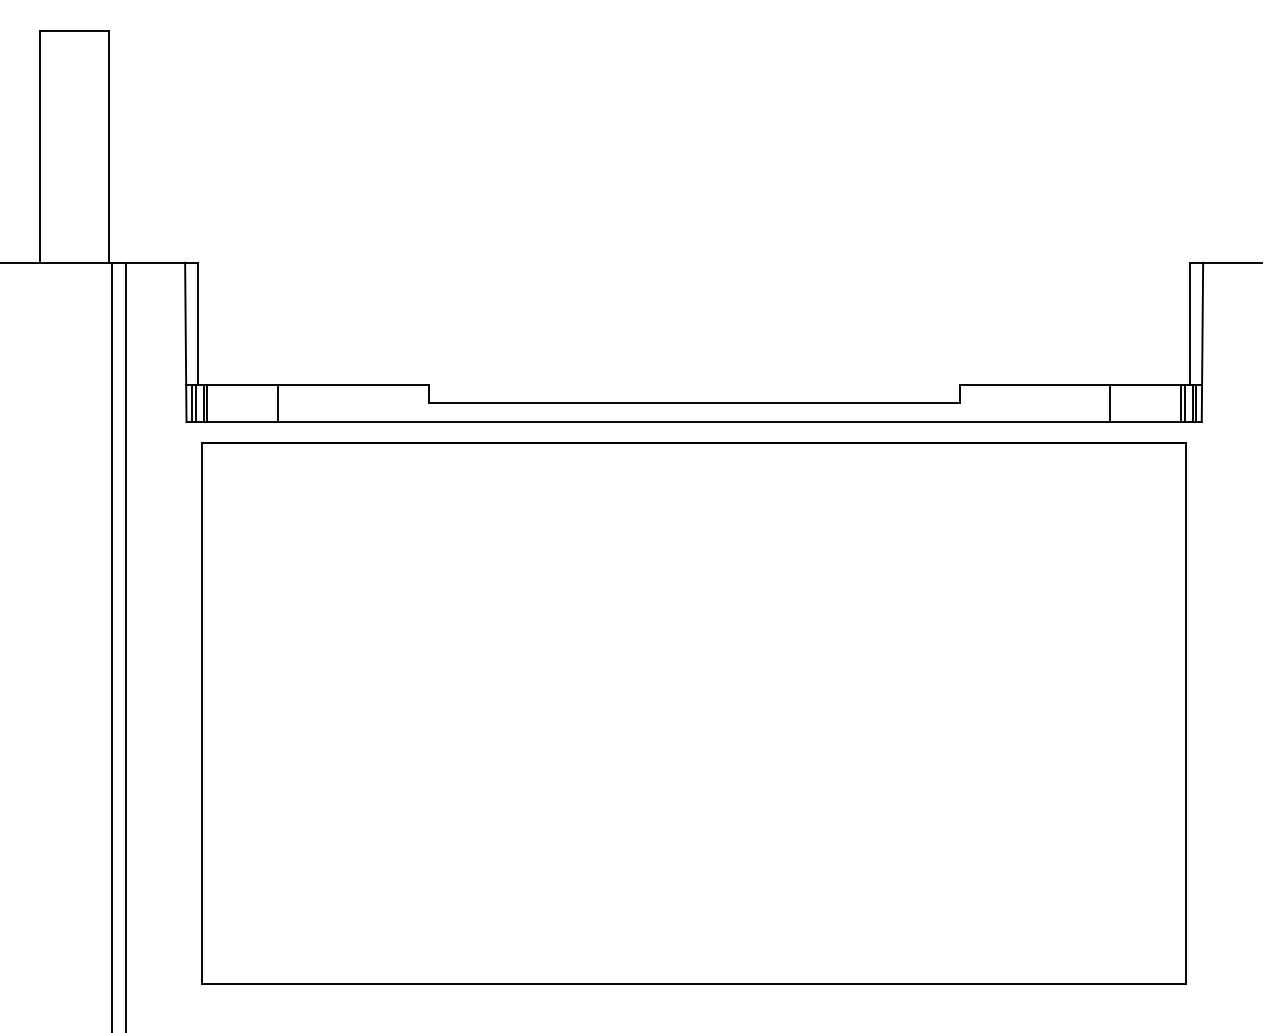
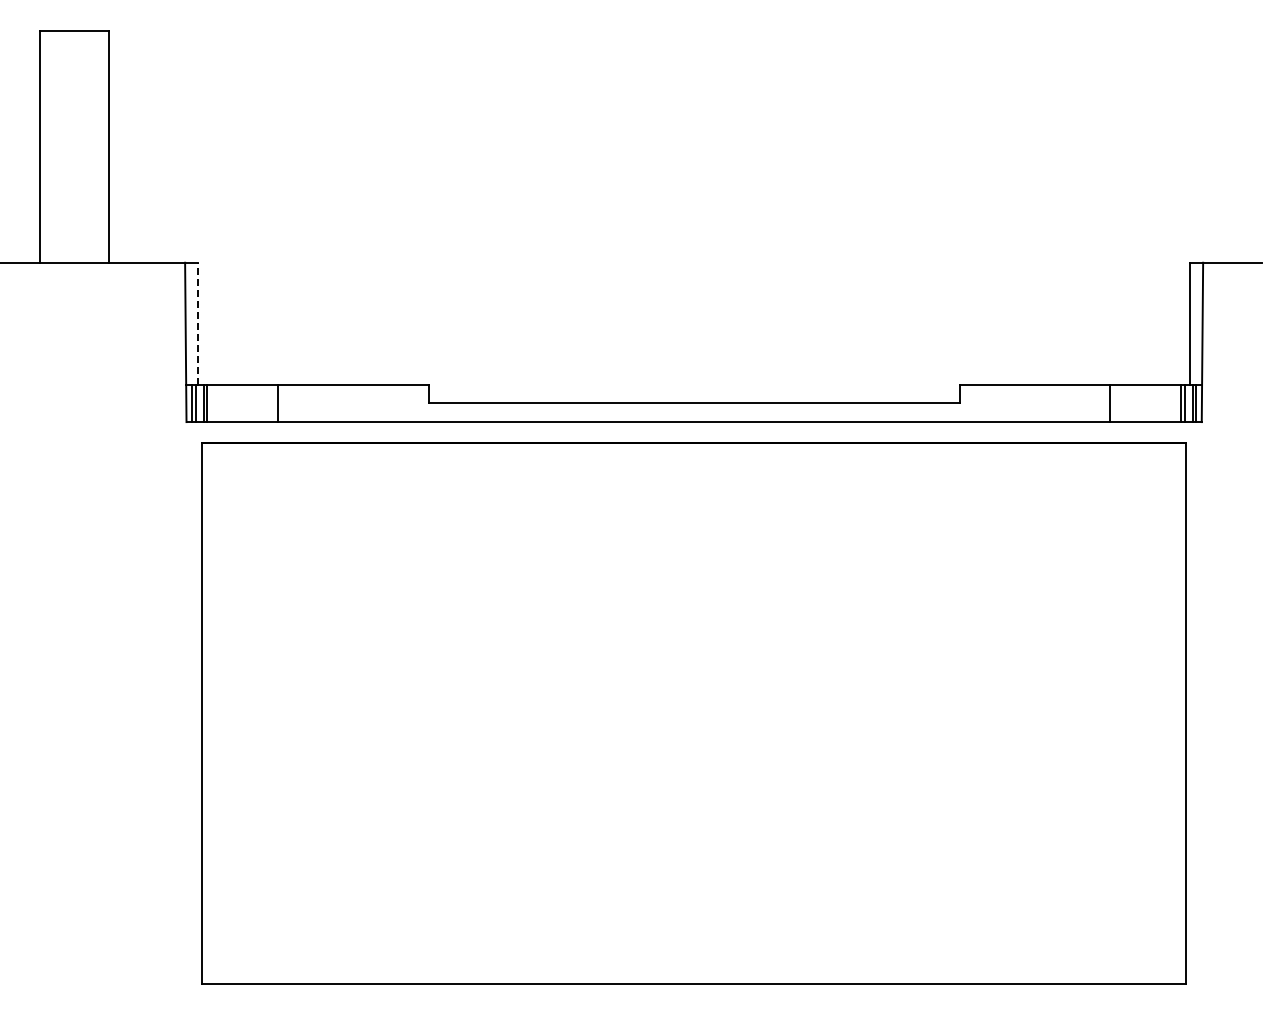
line: solid -> dashed (198, 323)
line: present -> none (112, 645)
line: present -> none (125, 645)
